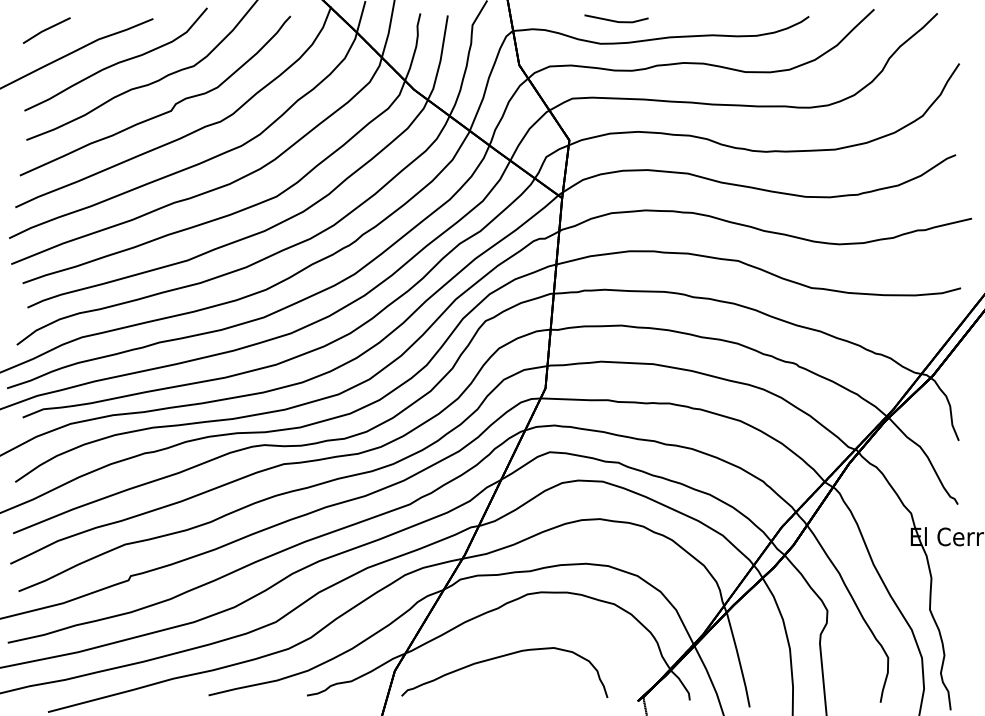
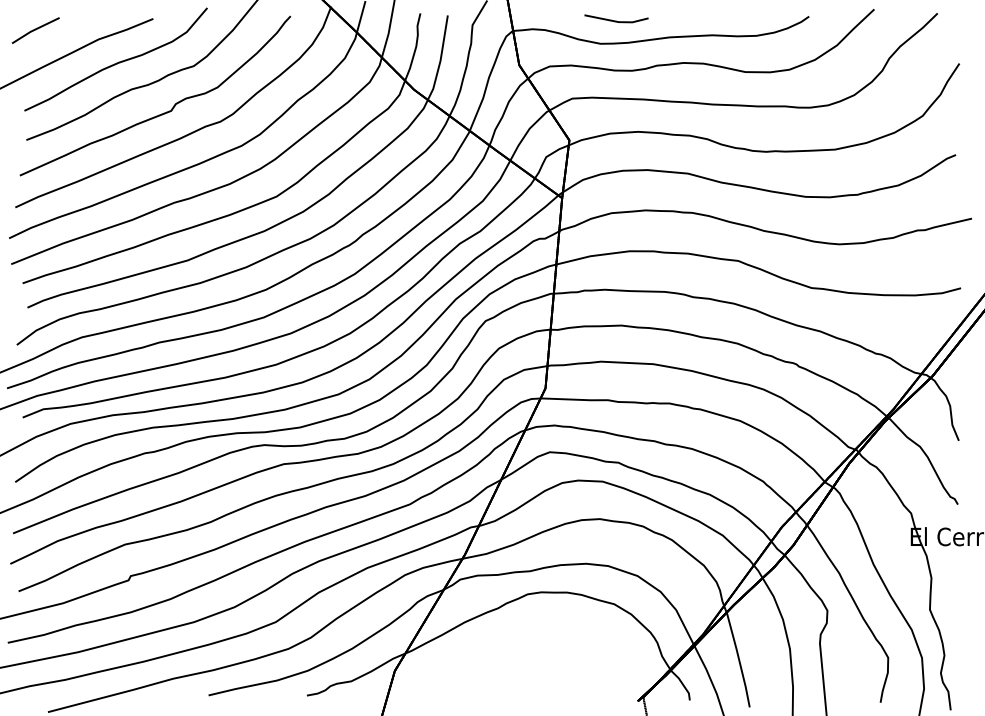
line position: (46, 30) -> (35, 30) (35, 30)
curve: present -> none (502, 657)
